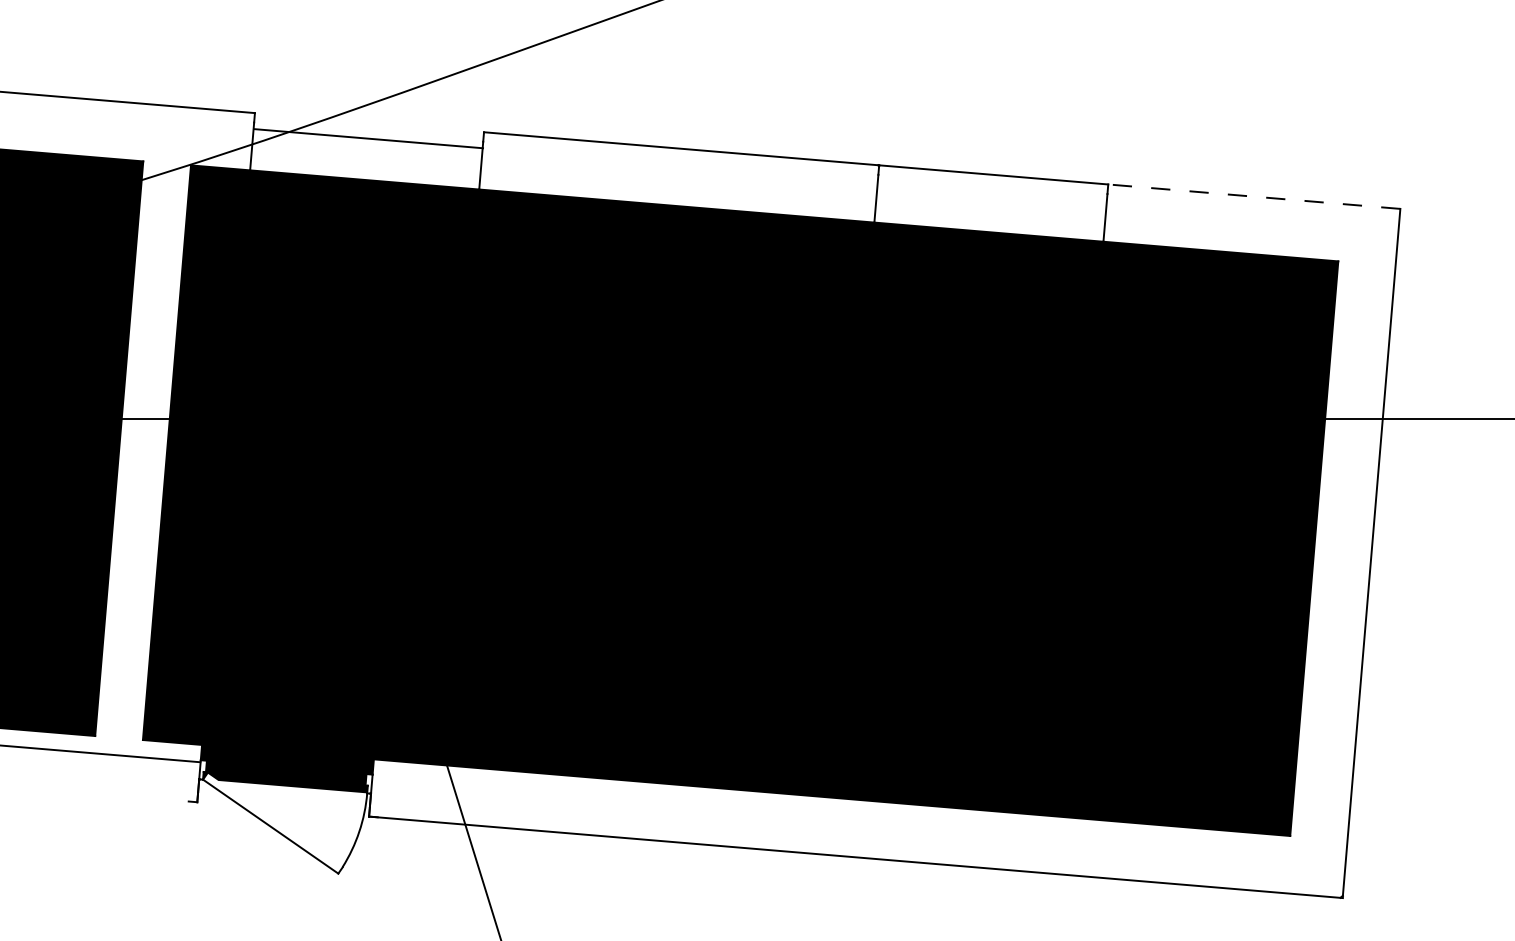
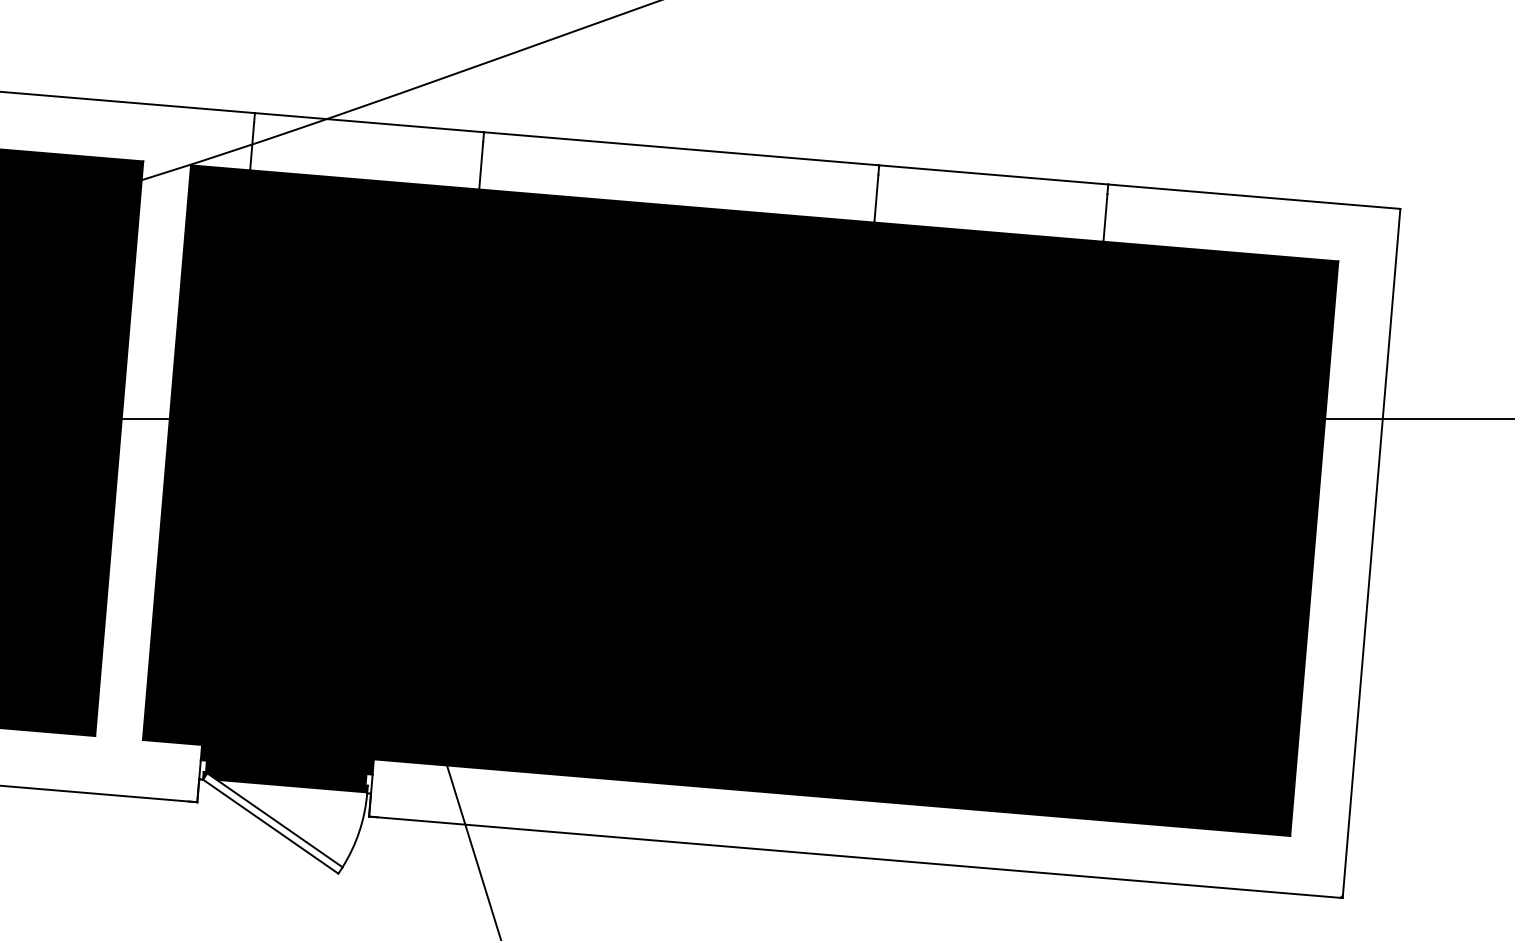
line position: (368, 138) -> (369, 122) (369, 122)
line: dashed -> solid (1254, 196)
line position: (101, 753) -> (99, 793) (99, 793)
line: none -> present (274, 820)
